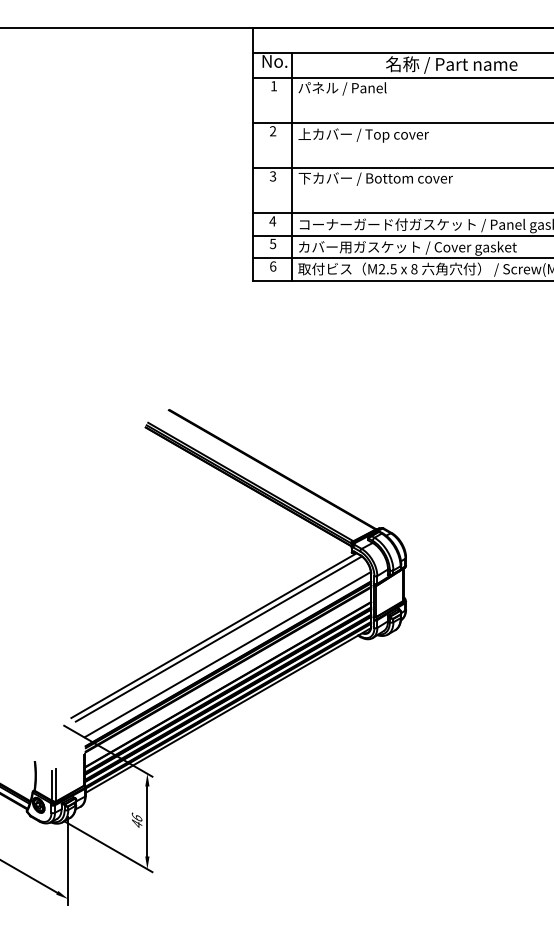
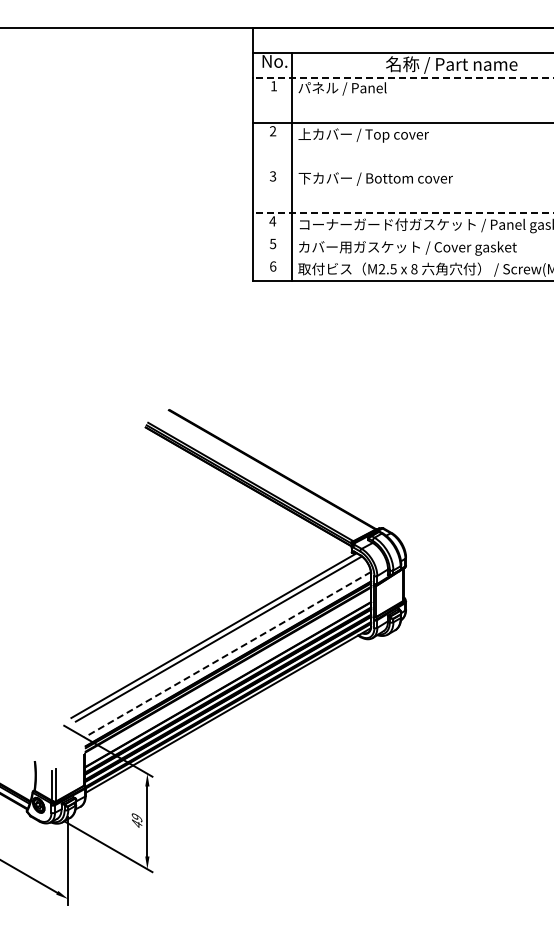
line: solid -> dashed (402, 78)
line: present -> none (401, 168)
line: solid -> dashed (402, 213)
line: present -> none (401, 235)
line: present -> none (401, 258)
line: solid -> dashed (227, 654)
text: 46 -> 49 (136, 817)
